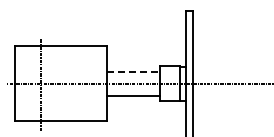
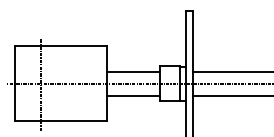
line: dashed -> solid (133, 71)
line: none -> present (231, 71)
line: none -> present (231, 96)
